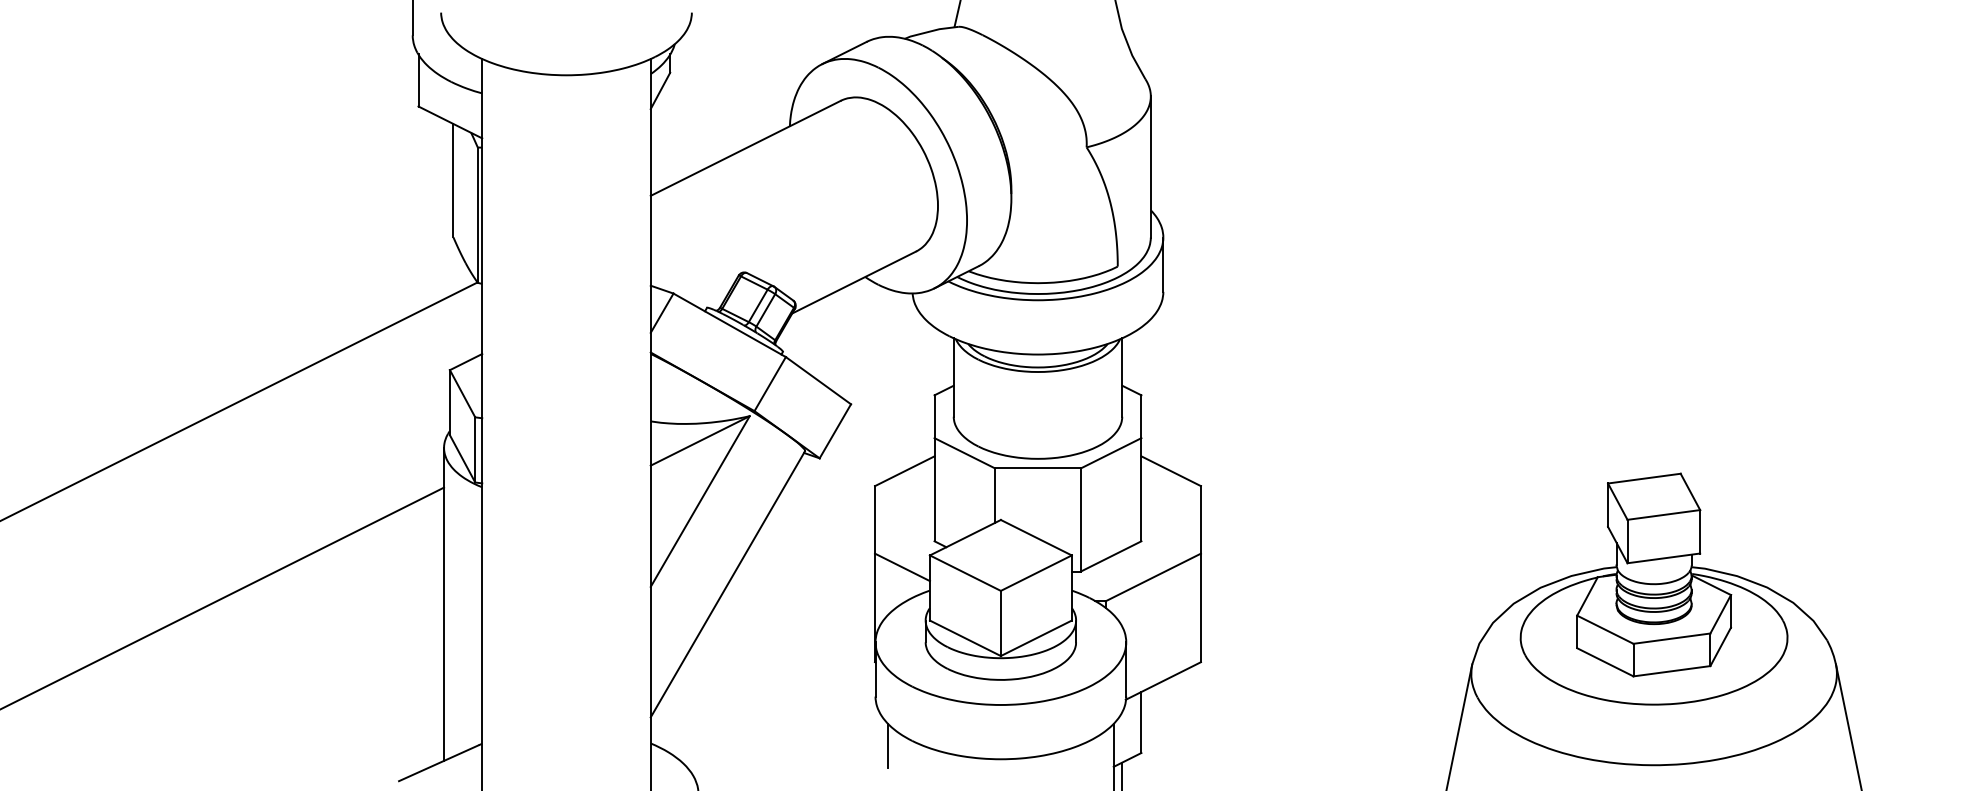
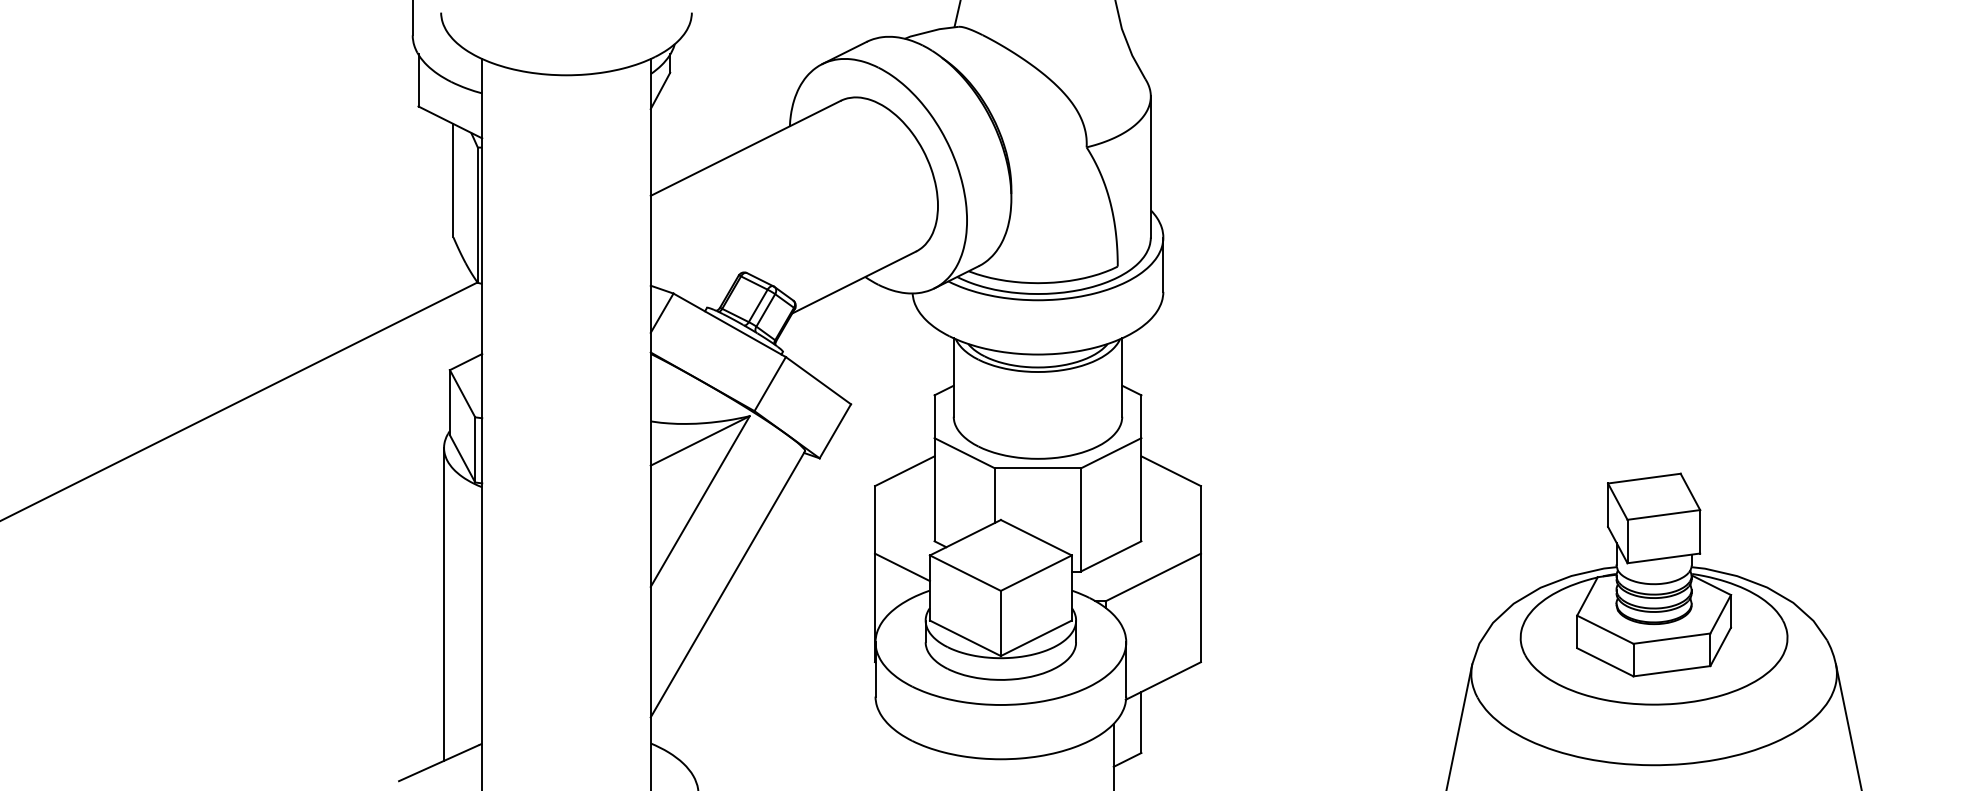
line: present -> none (223, 597)
line: present -> none (888, 745)
line: present -> none (1122, 774)
